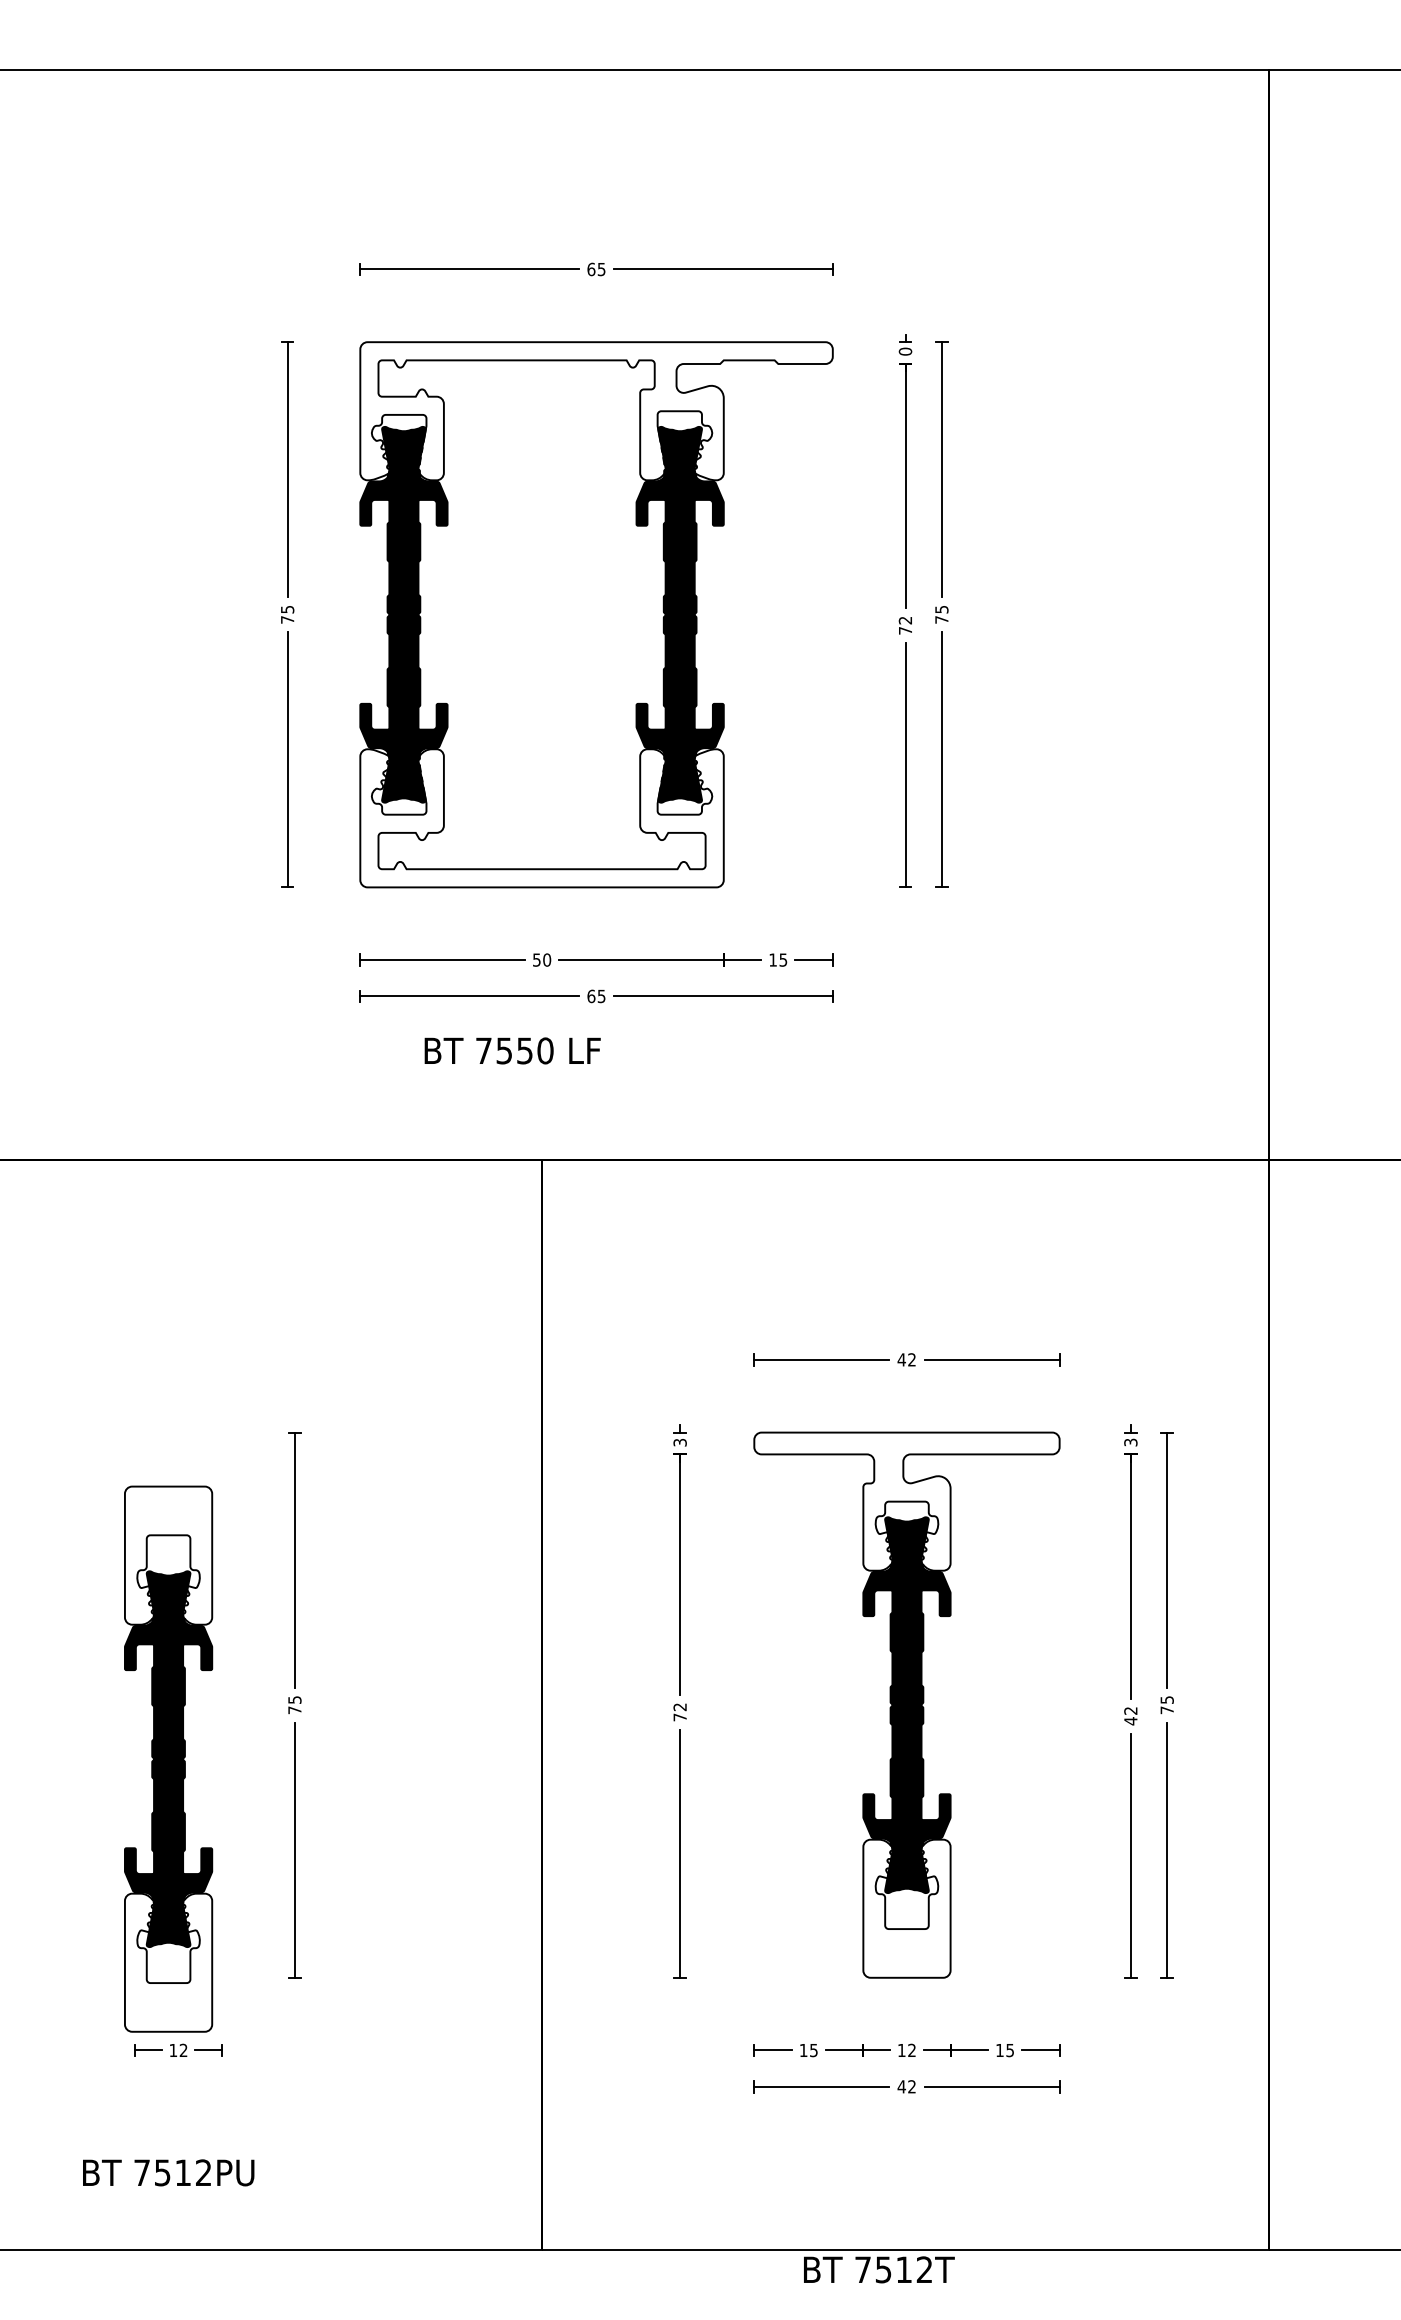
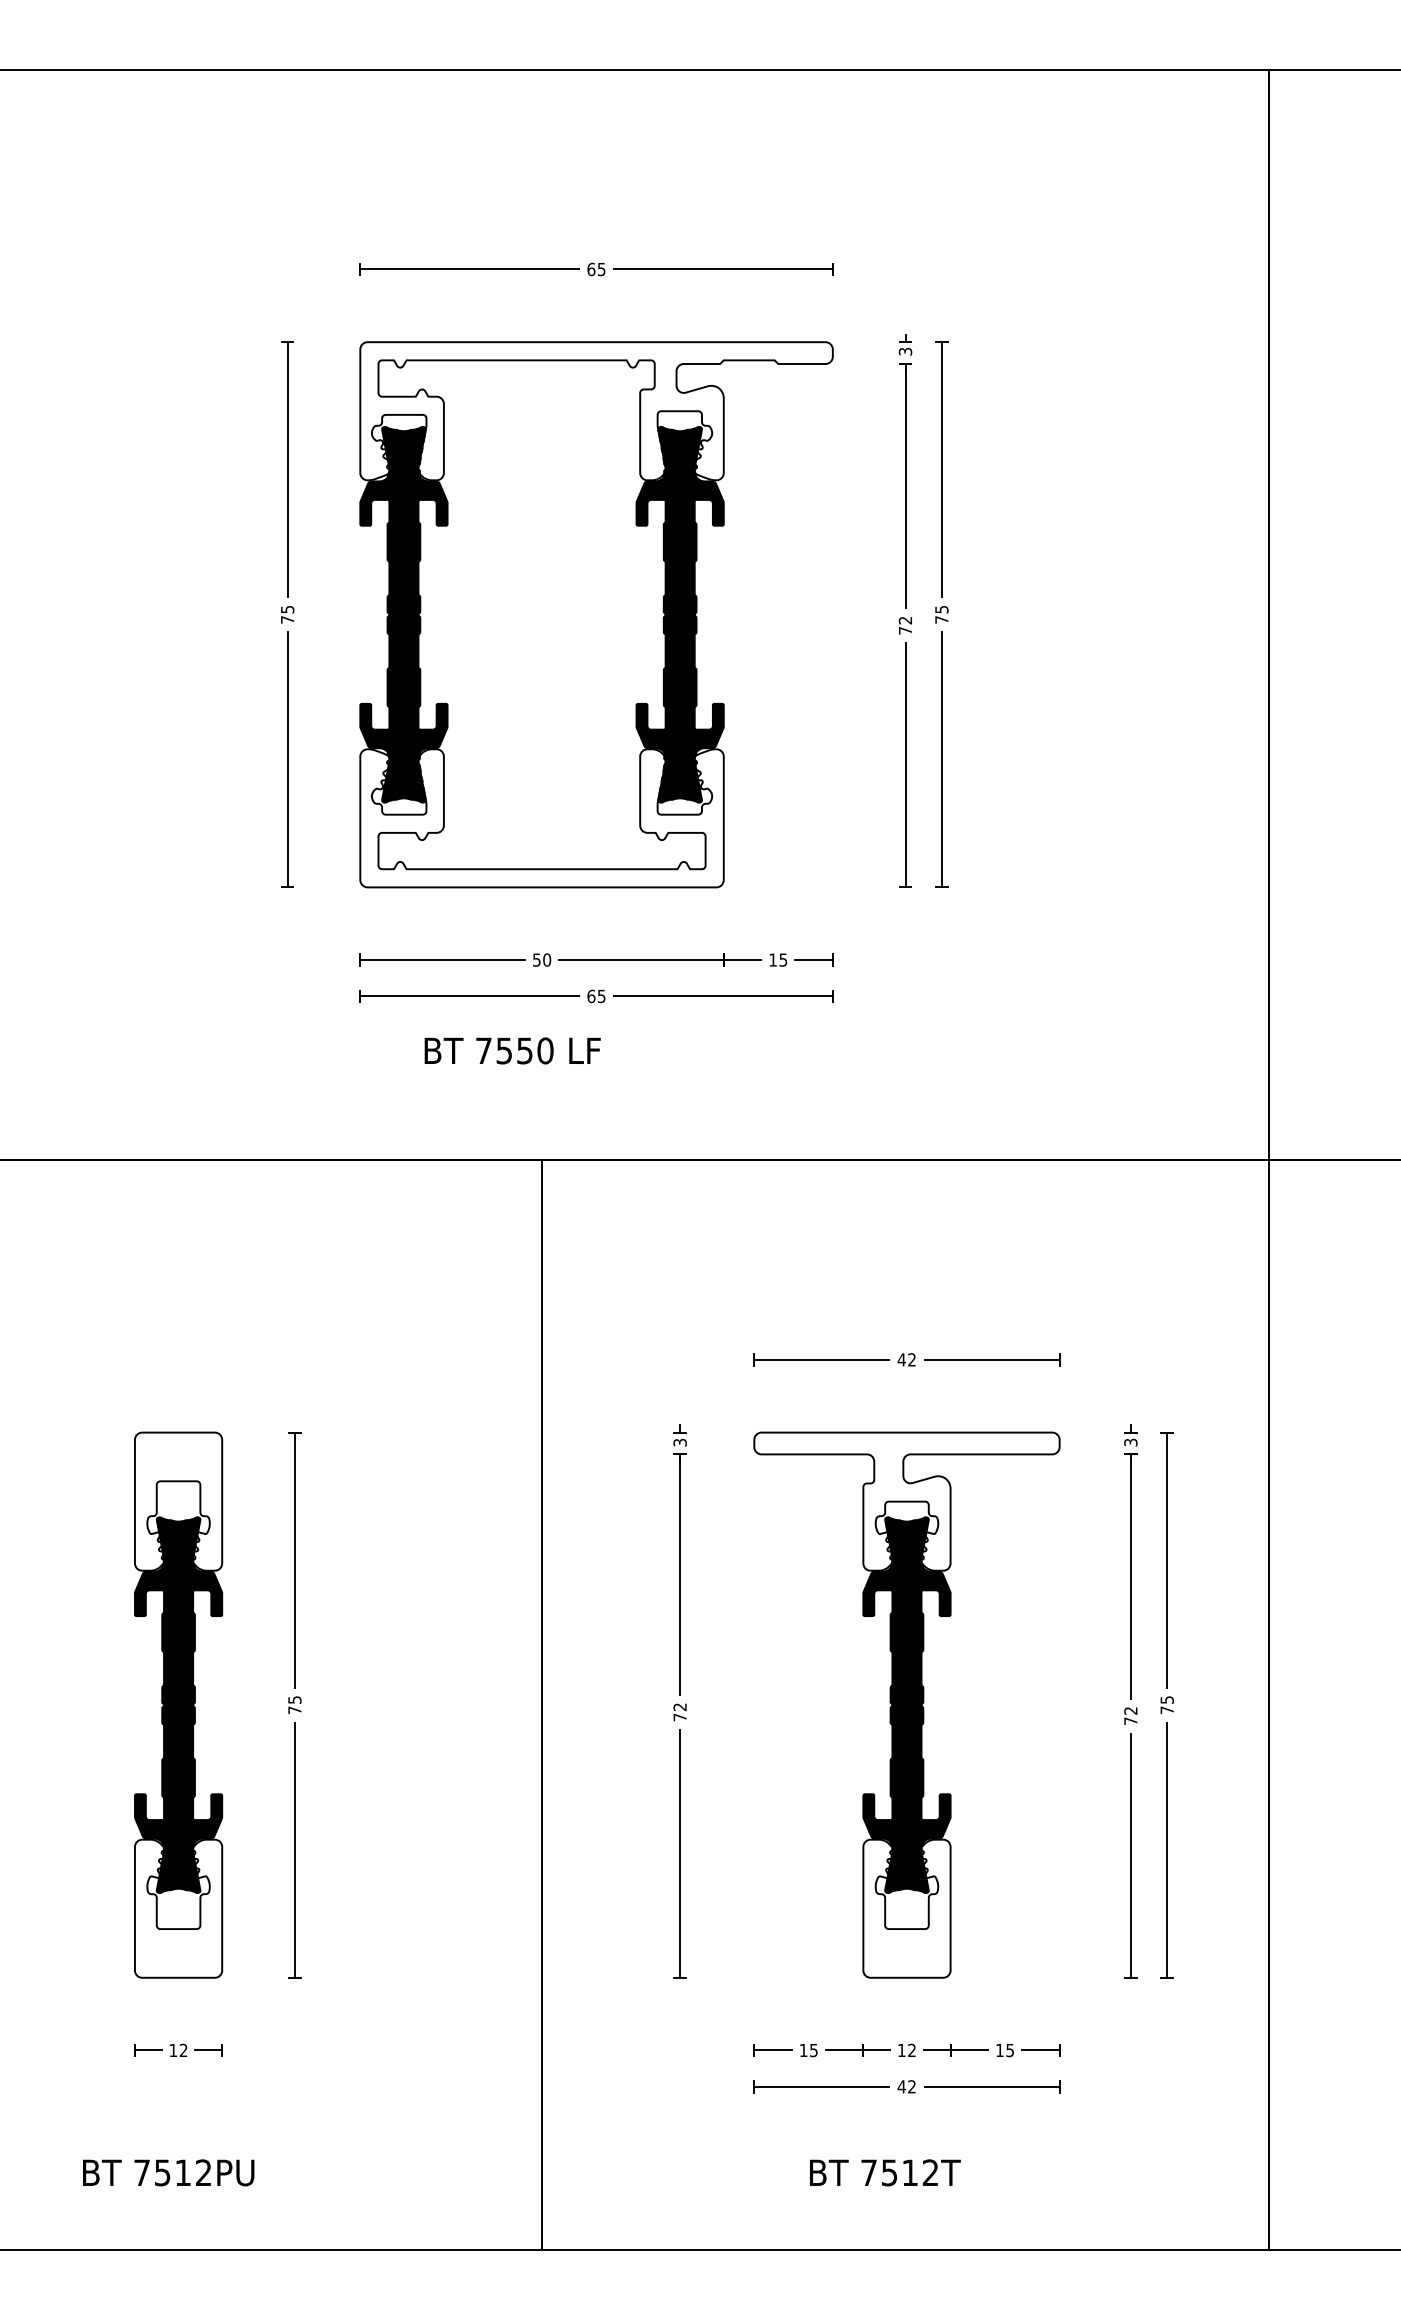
text: 0 -> 3 (905, 351)
text: 42 -> 72 (1130, 1721)
part position: (168, 1758) -> (178, 1704) (178, 1704)
text position: (879, 2269) -> (885, 2172) (885, 2172)
